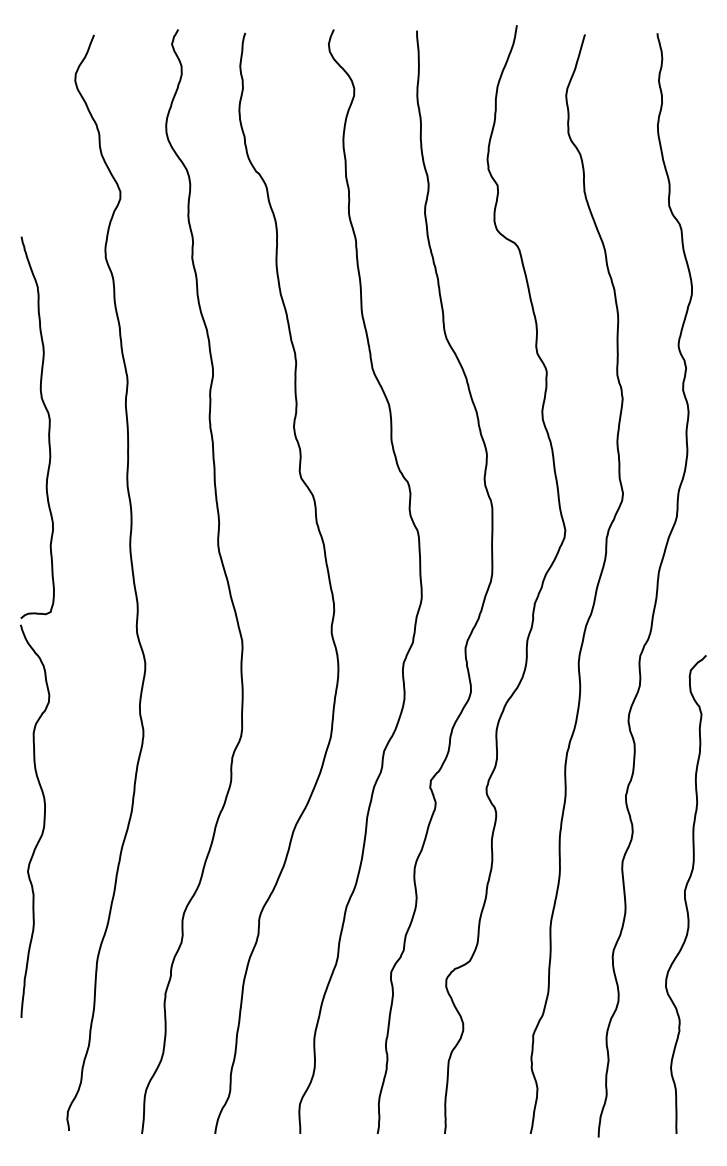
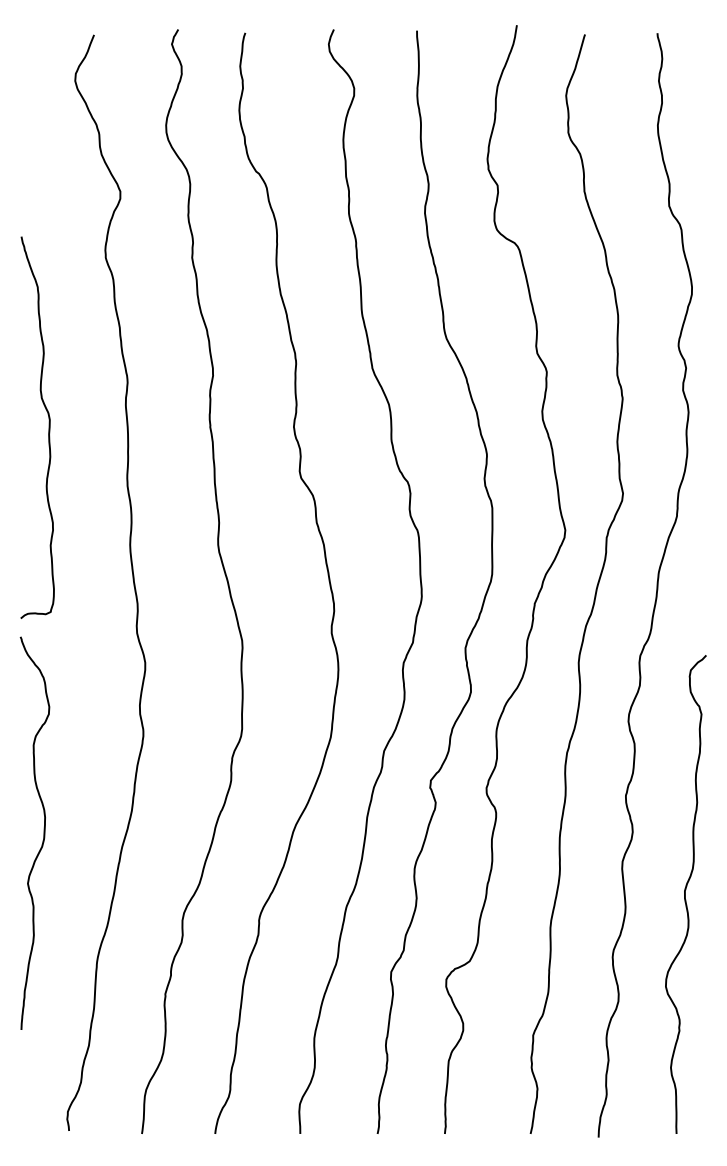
curve position: (43, 820) -> (43, 832) (43, 832)
